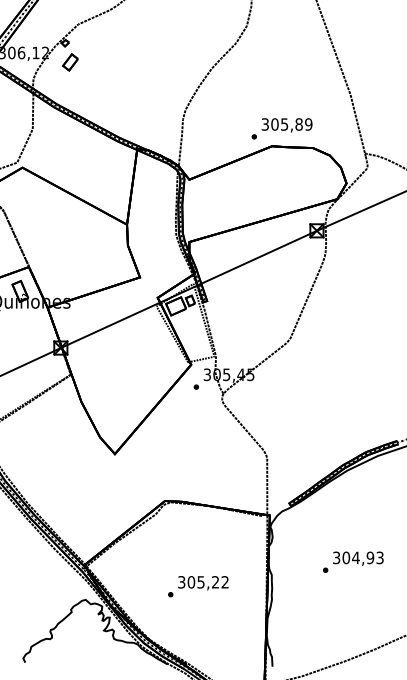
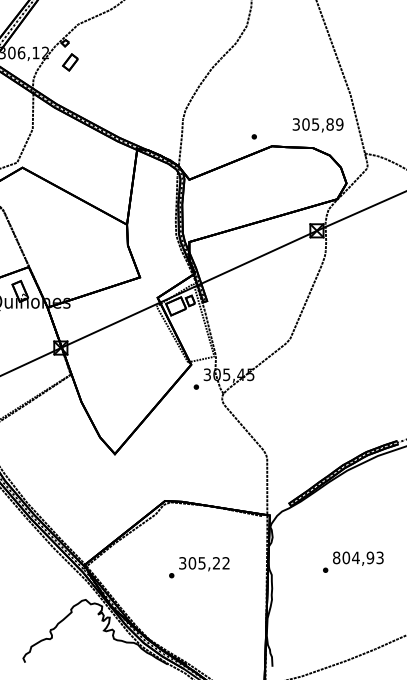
text position: (286, 125) -> (317, 125) (317, 125)
text: 304,93 -> 804,93 (336, 557)
text position: (198, 586) -> (199, 567) (199, 567)
